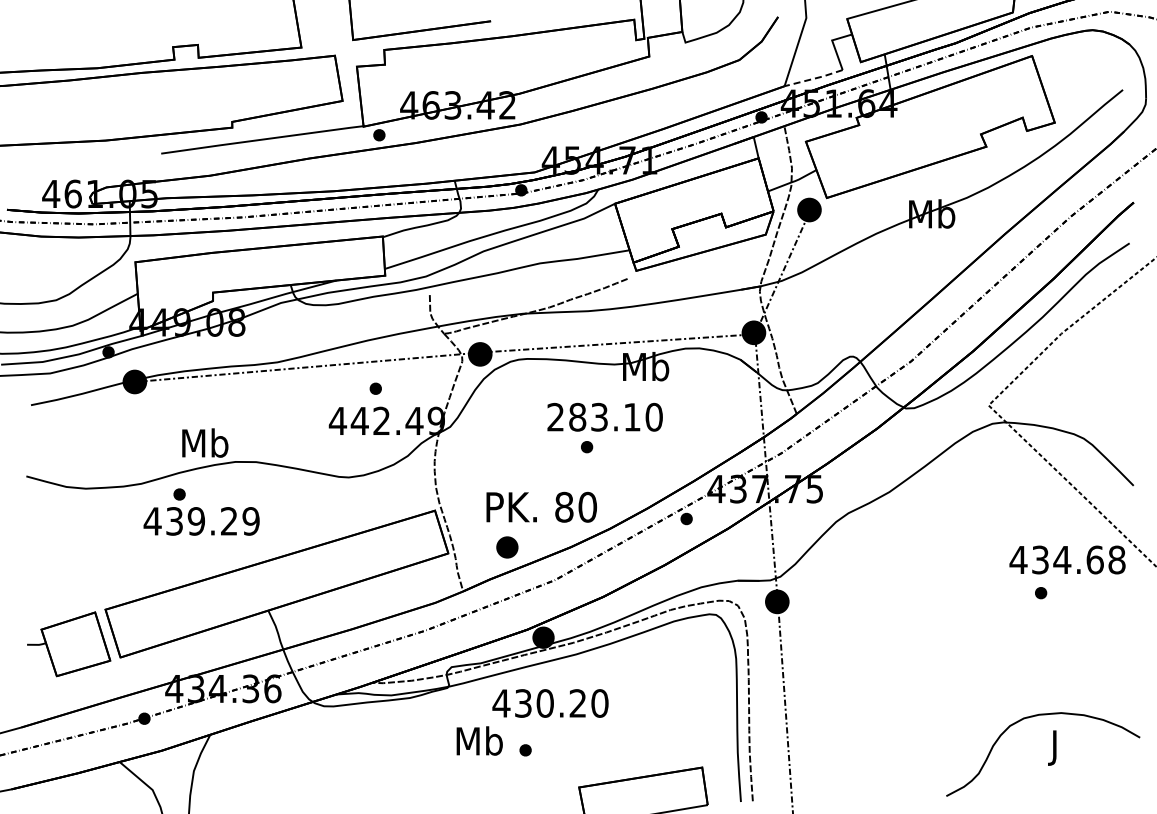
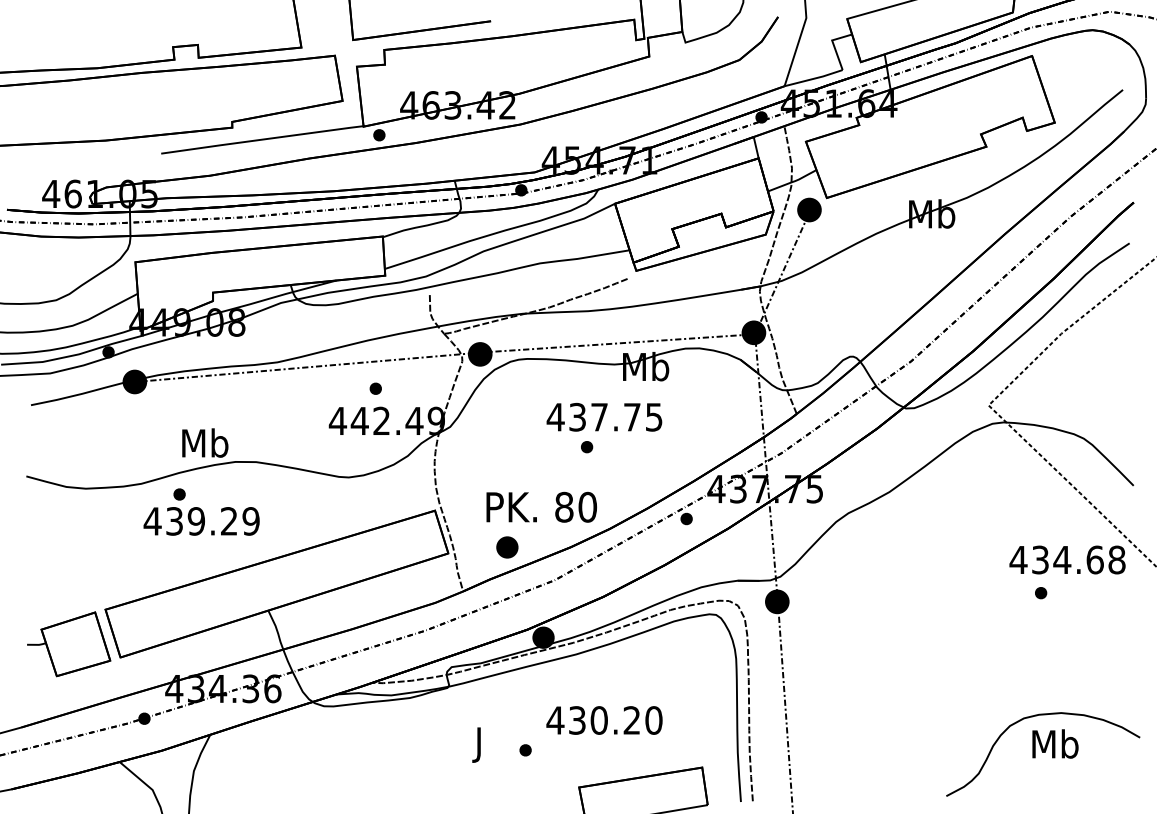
line: dashed -> solid (814, 78)
text: 283.10 -> 437.75 (604, 416)
text position: (550, 703) -> (604, 720) (604, 720)
text: Mb -> J (479, 744)
text: J -> Mb (1055, 747)
